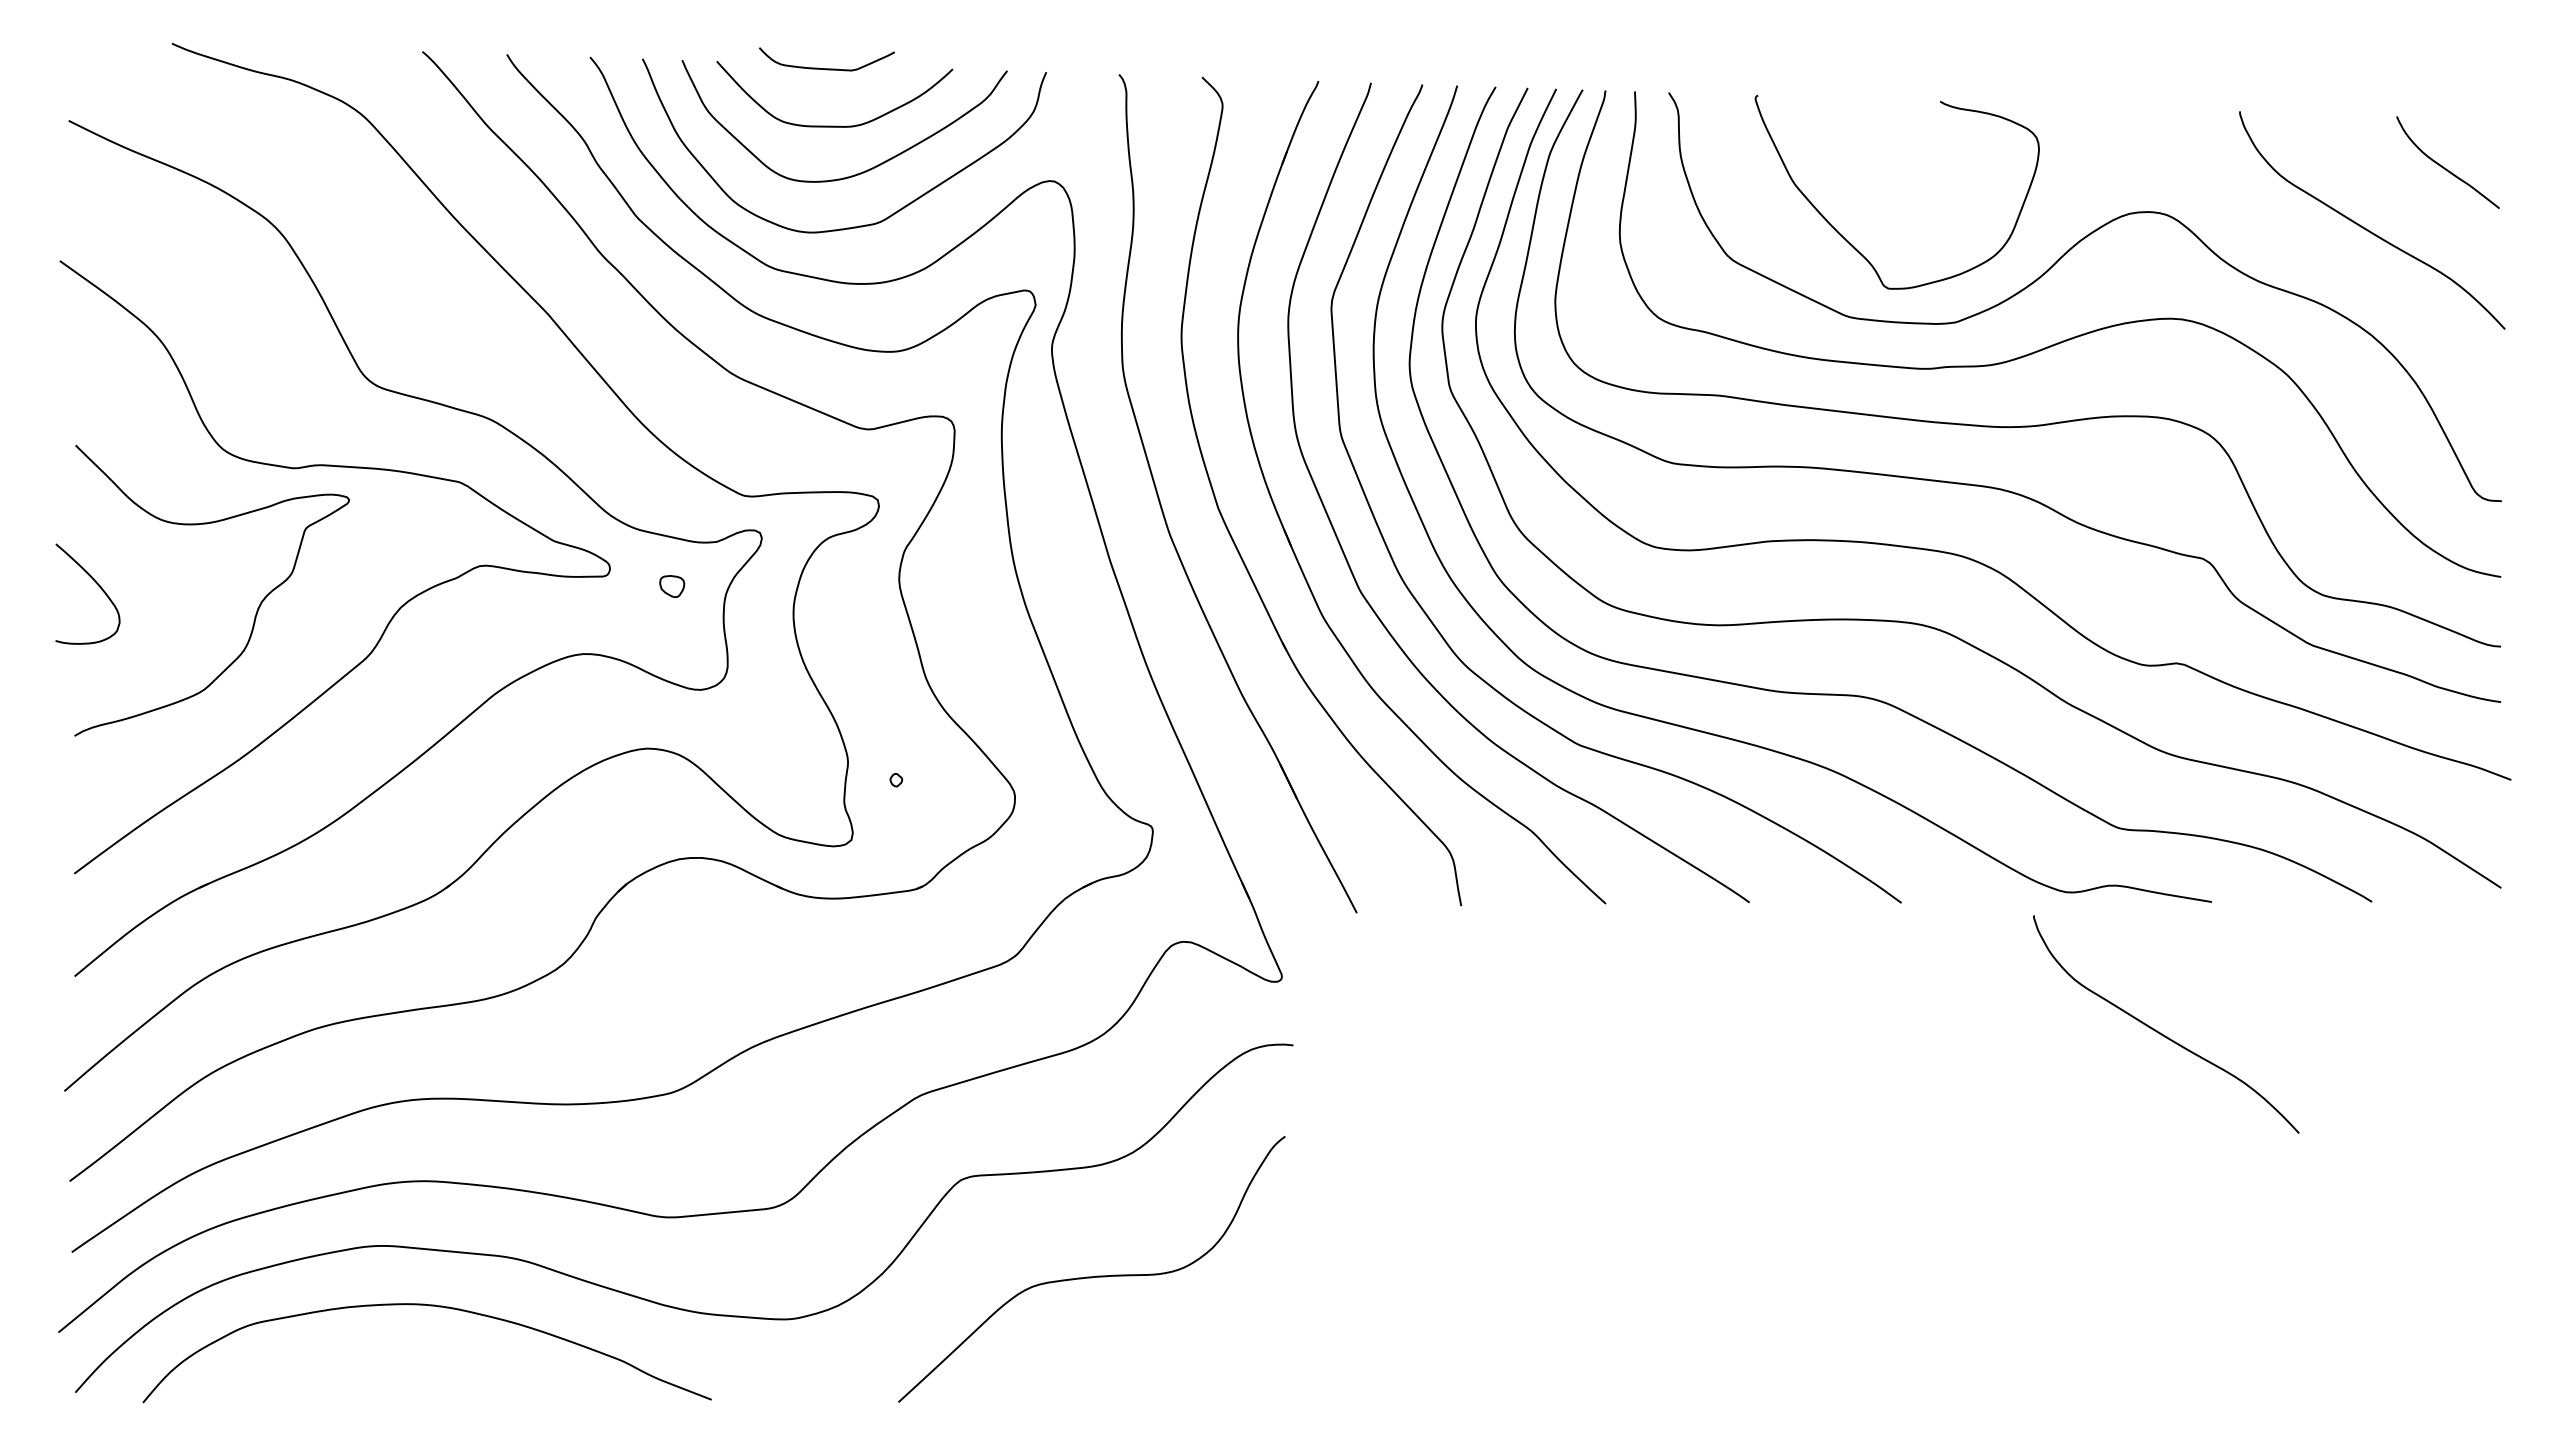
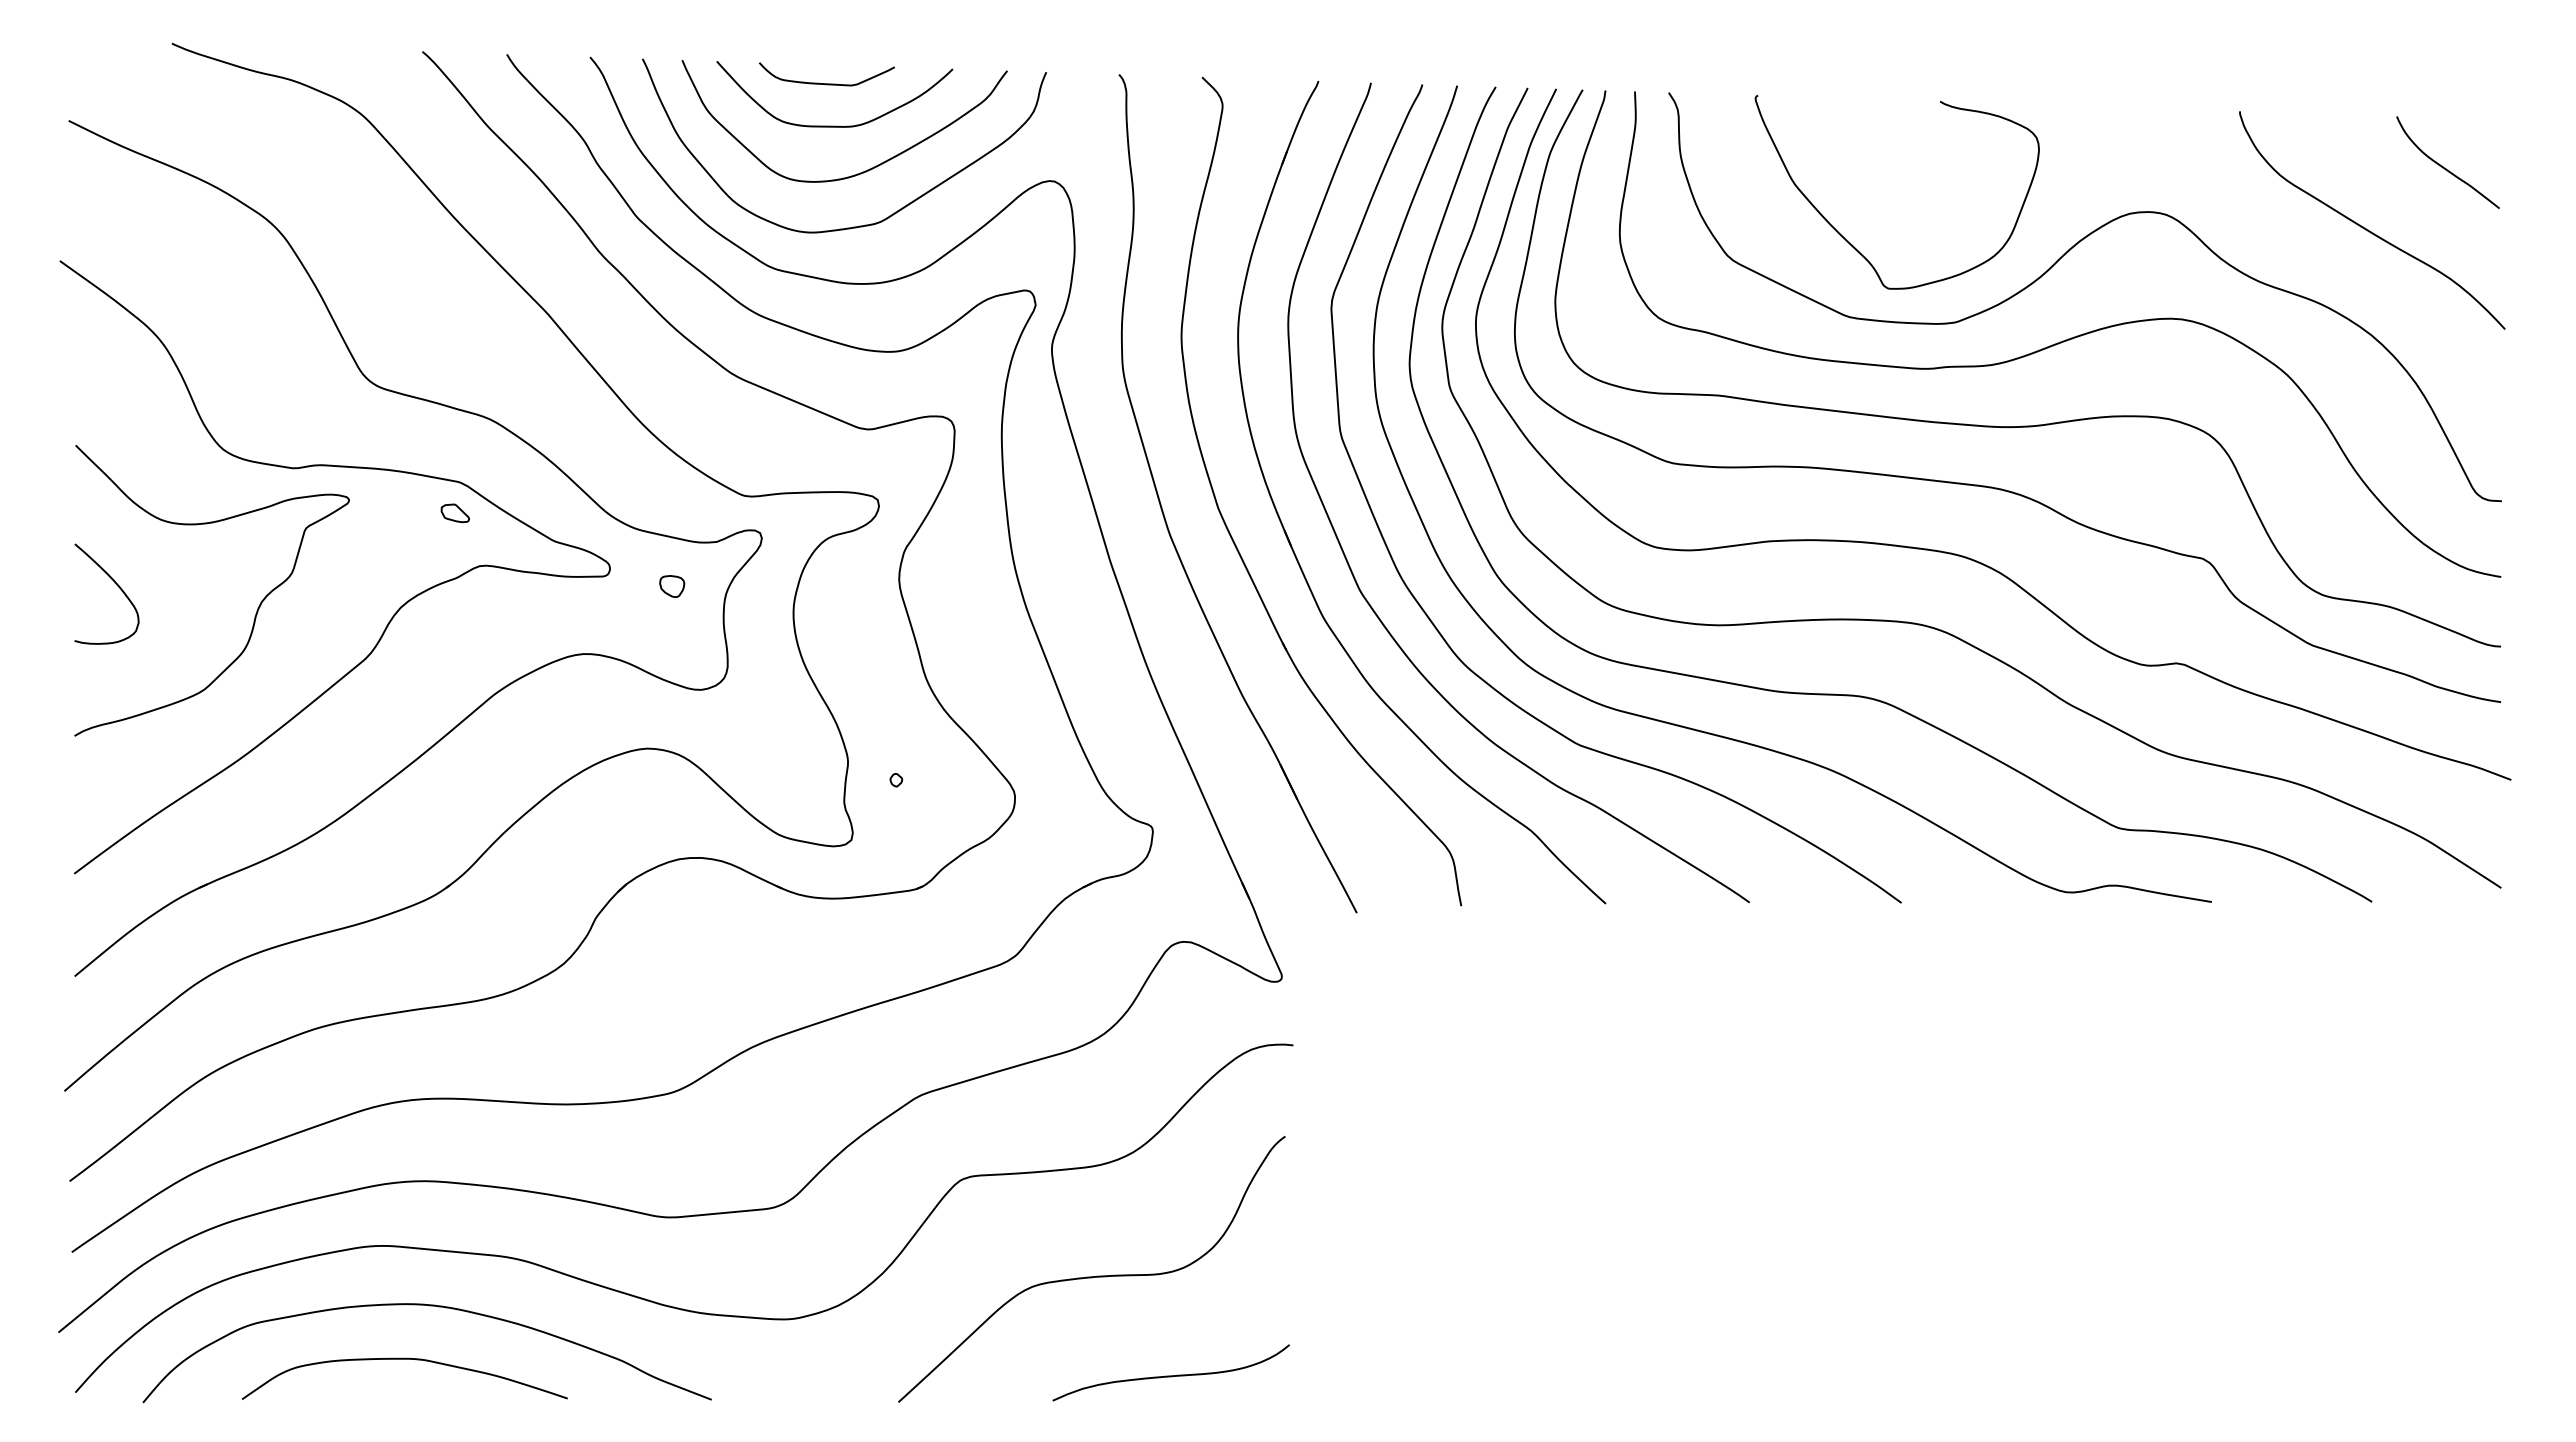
curve position: (826, 68) -> (826, 83) (826, 83)
part: none -> present (455, 513)
curve position: (96, 584) -> (115, 584) (115, 584)
curve: present -> none (2162, 1033)
curve: none -> present (404, 1359)
curve: none -> present (1170, 1375)
